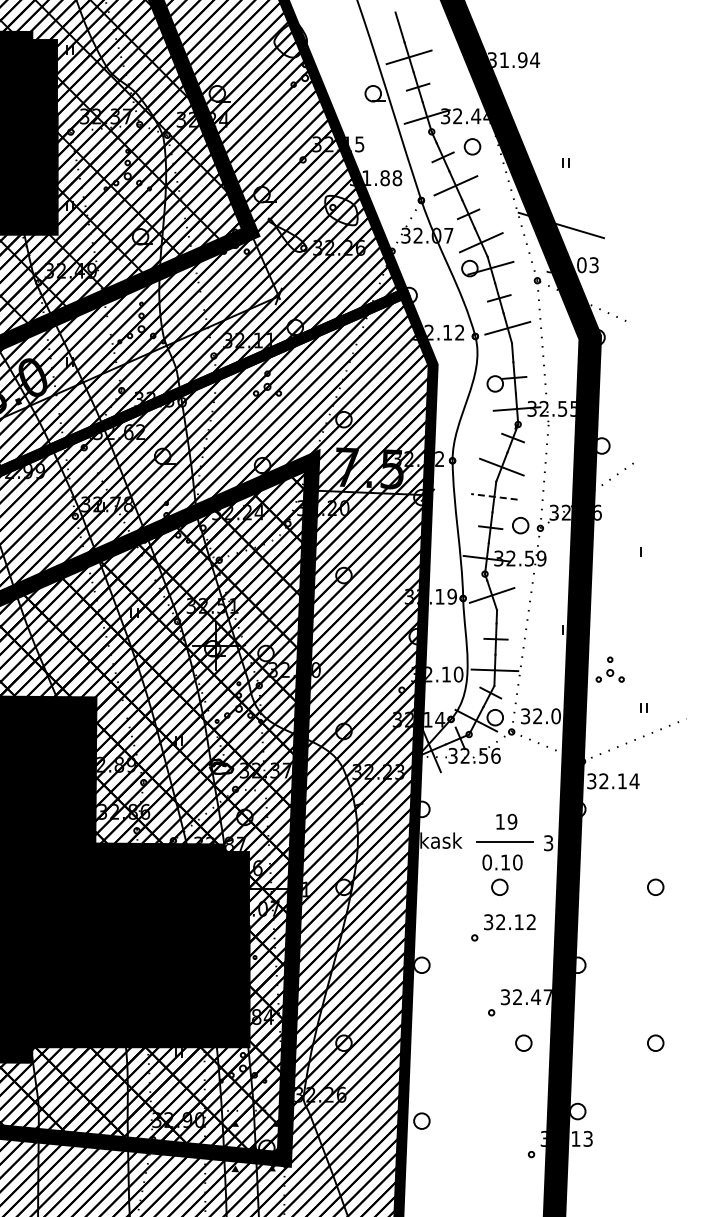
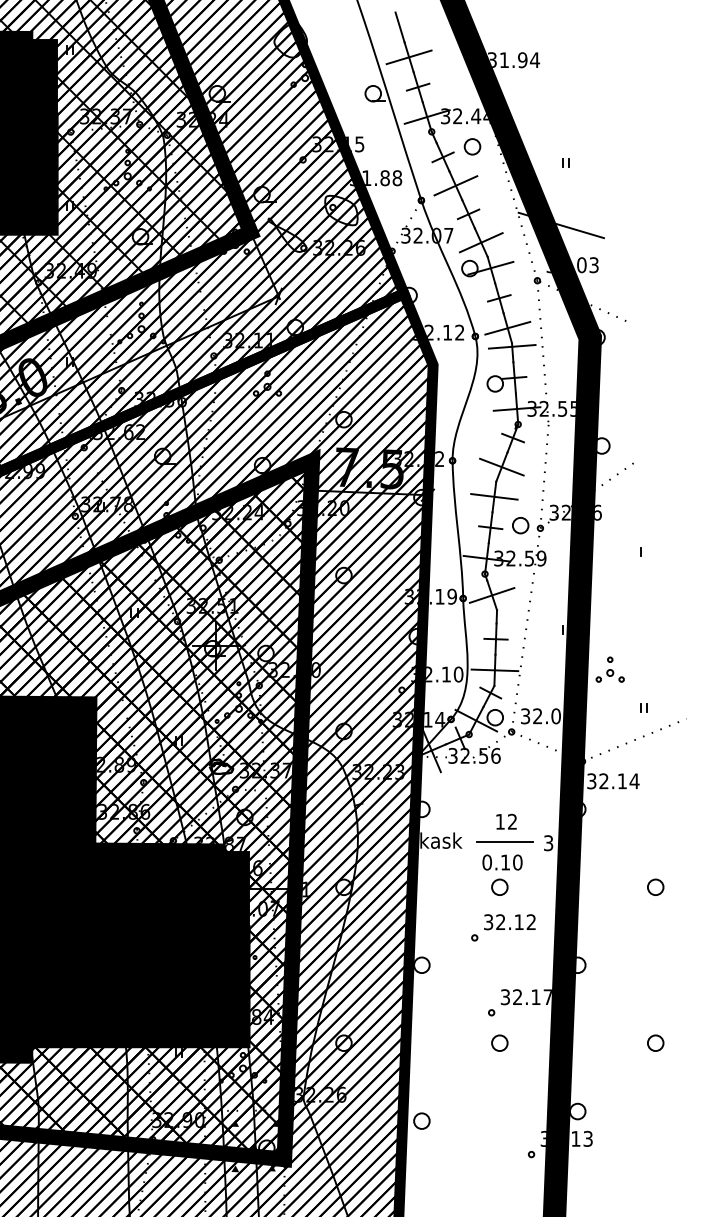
line: none -> present (511, 346)
line: dashed -> solid (493, 496)
text: 19 -> 12 (512, 821)
text: 32.47 -> 32.17 (536, 996)
circle position: (523, 1042) -> (499, 1042) (499, 1042)
